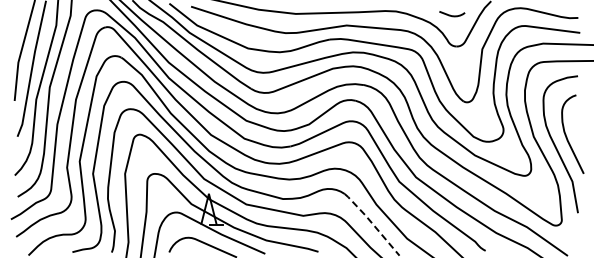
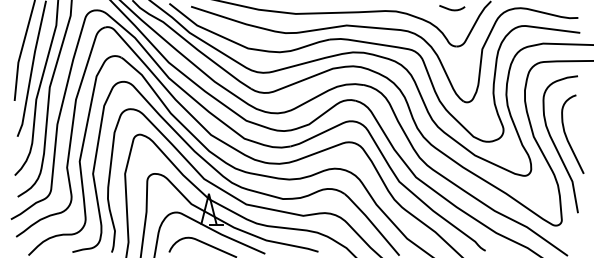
curve position: (452, 15) -> (452, 9) (452, 9)
line: dashed -> solid (371, 223)
